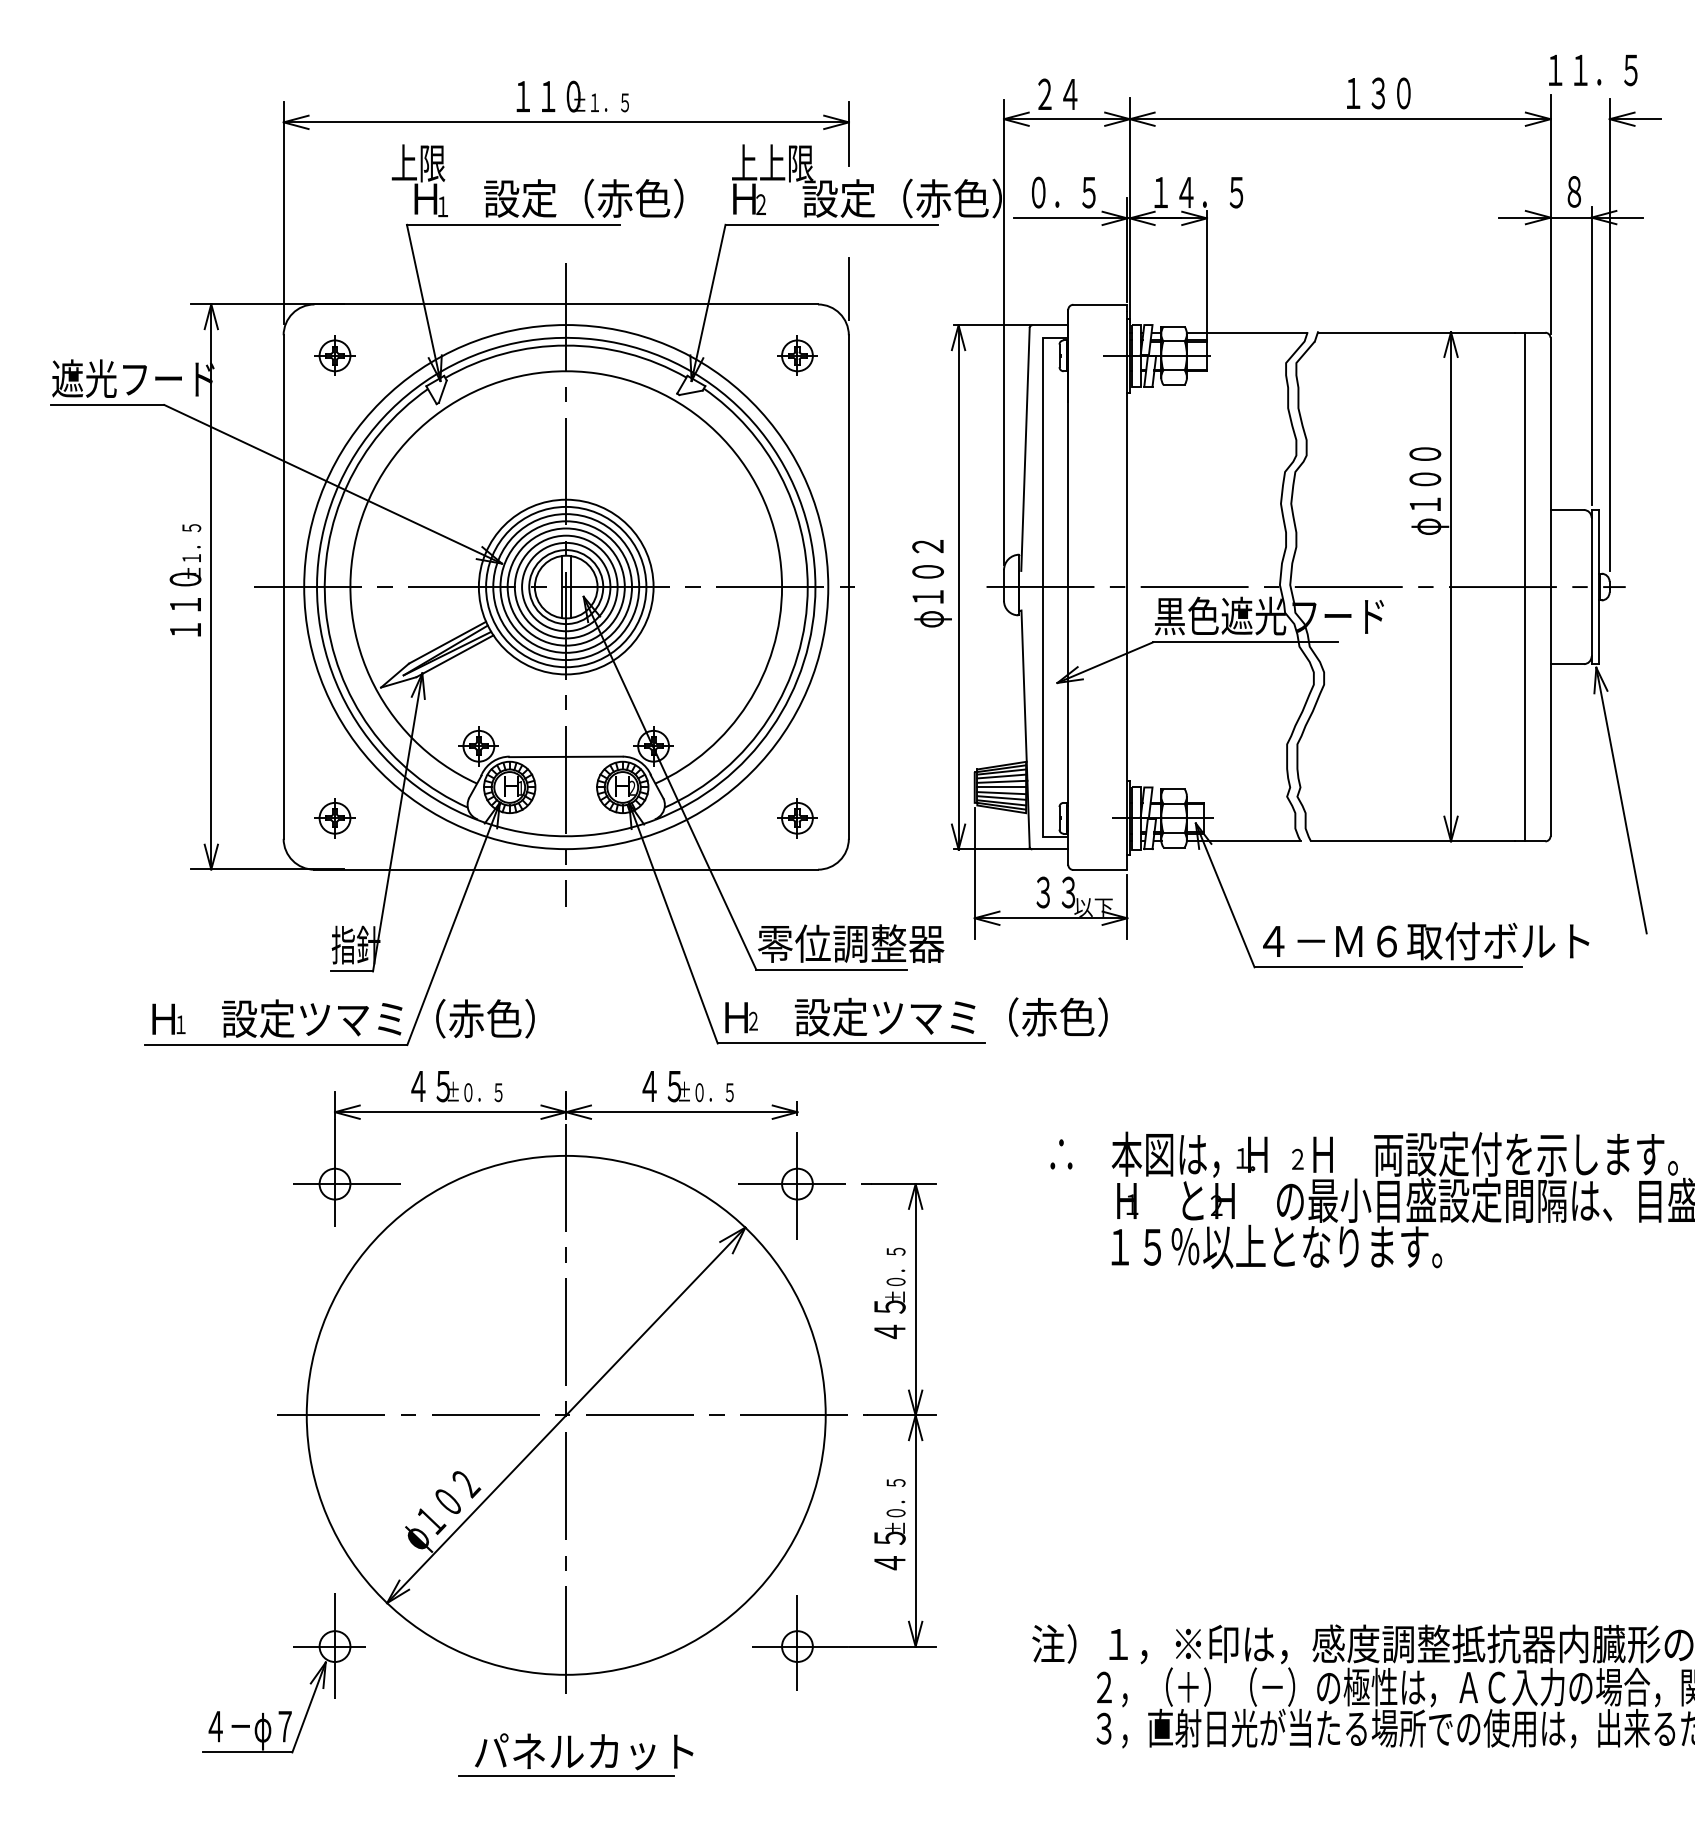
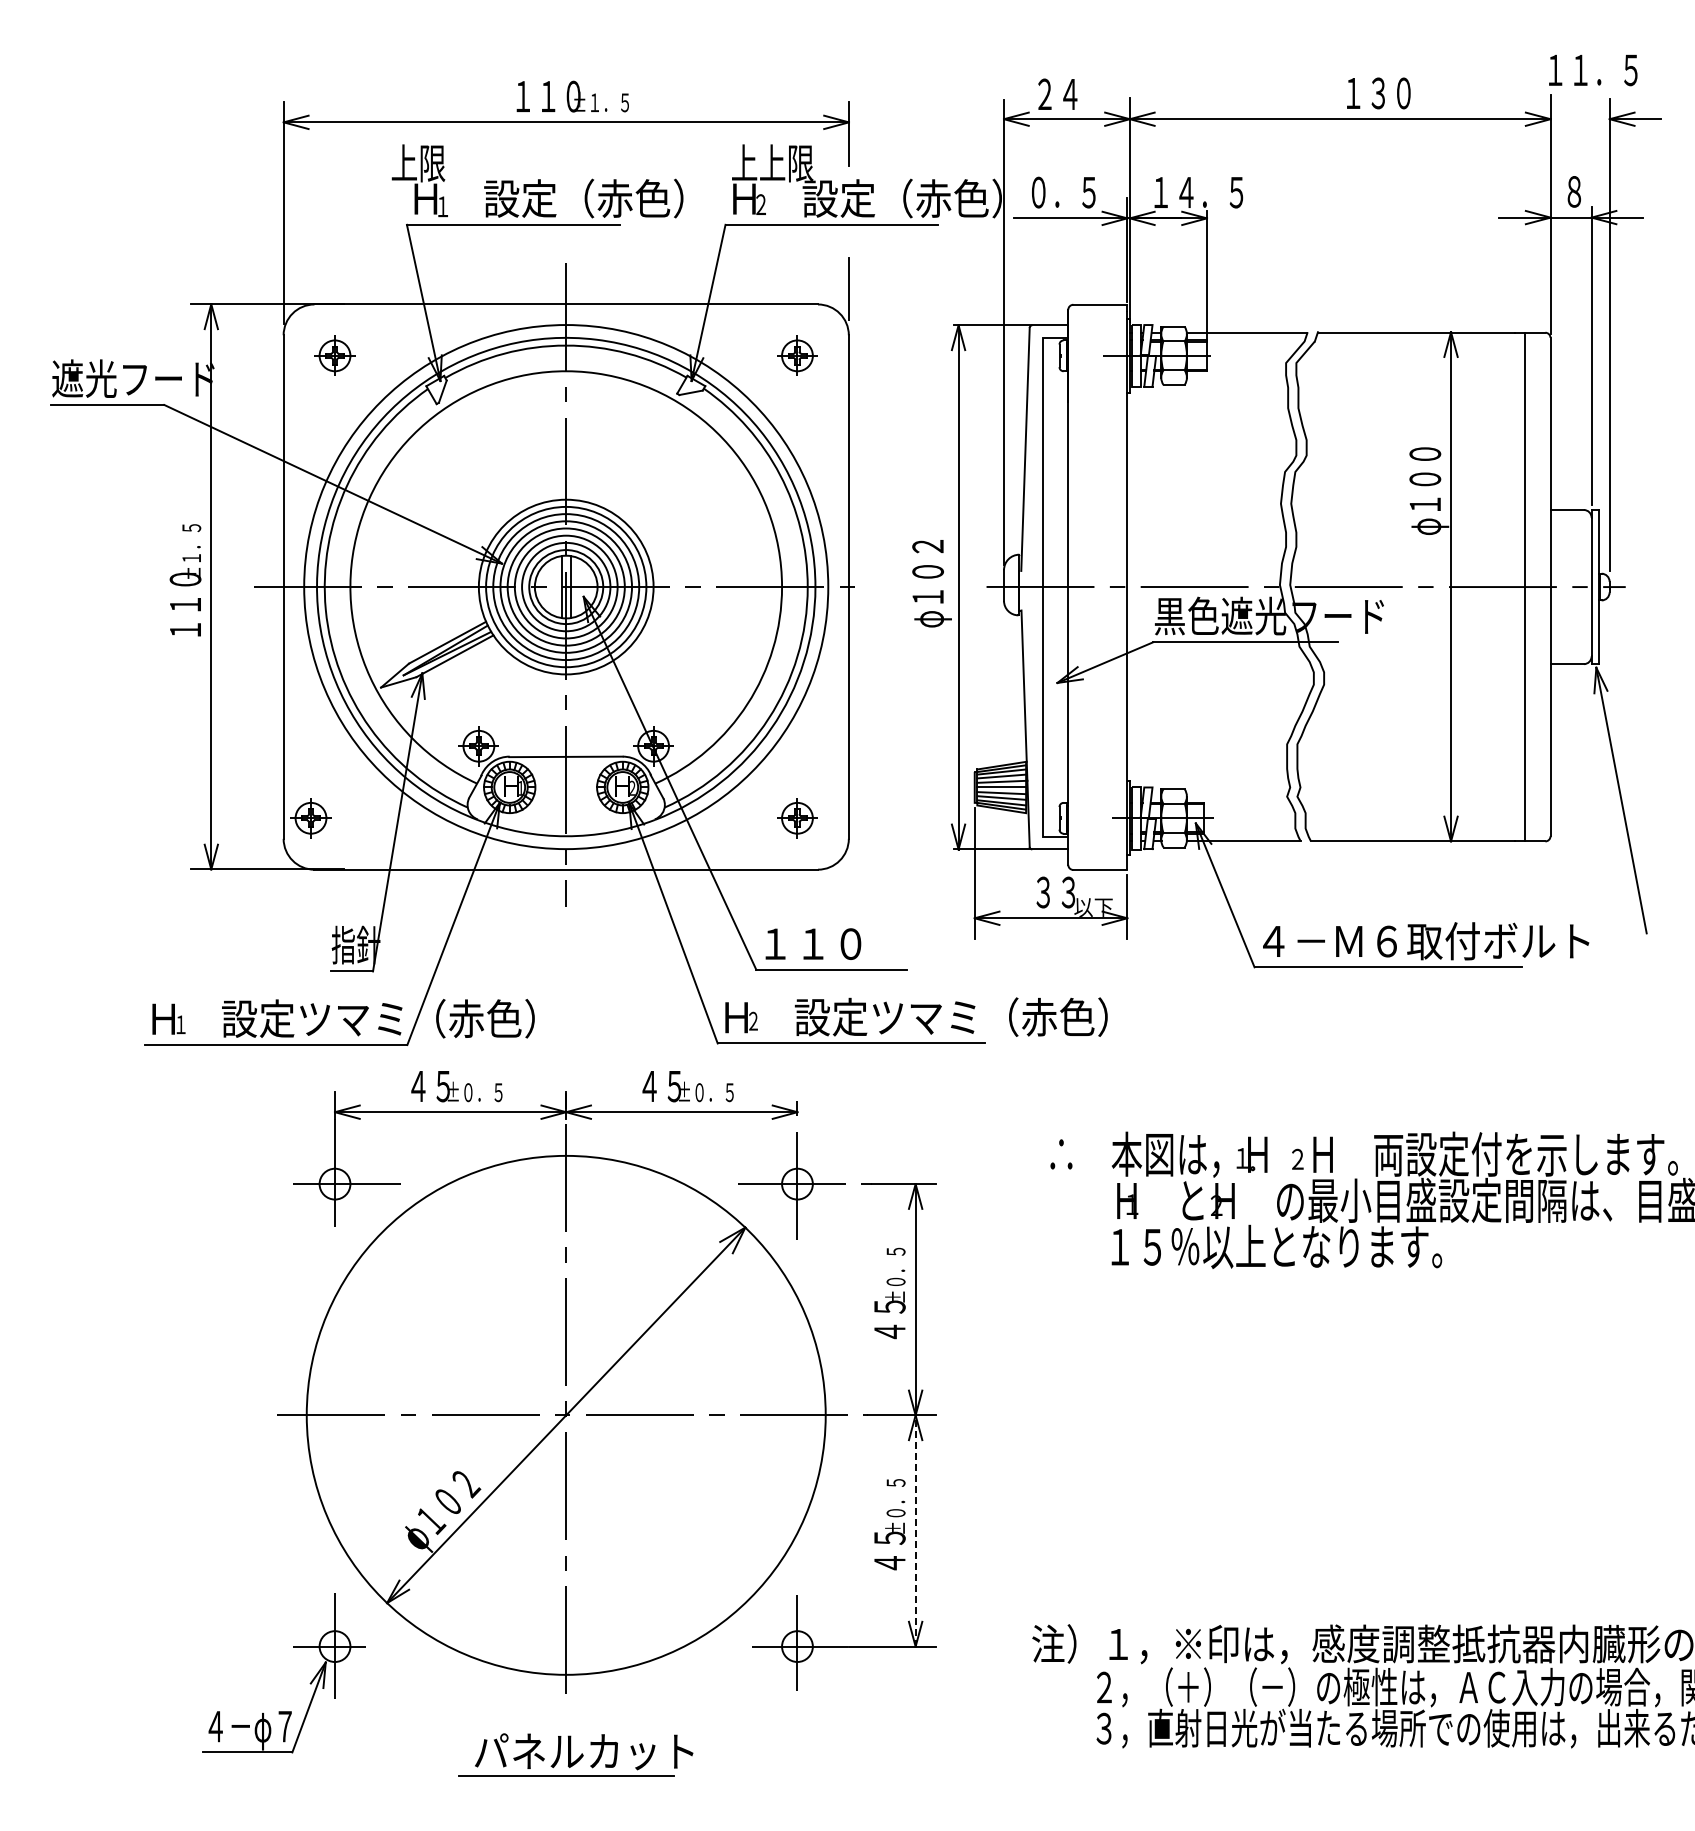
part position: (334, 818) -> (310, 818) (310, 818)
text: 零位調整器 -> １１０ (851, 943)
line: solid -> dashed (915, 1530)
